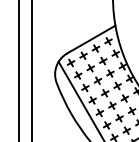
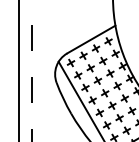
line: solid -> dashed (31, 71)
